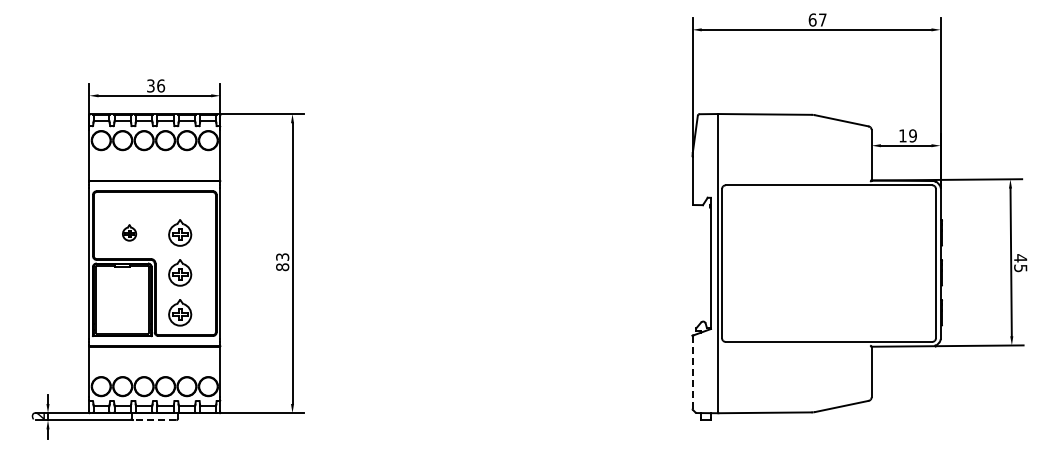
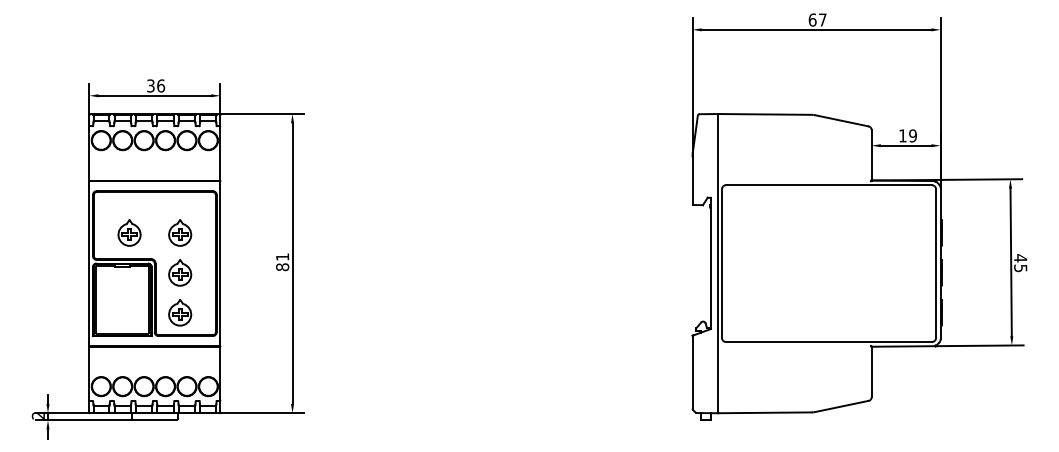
part size: 16x18 px -> 25x28 px (129, 232)
text: 83 -> 81 (282, 256)
line: dashed -> solid (692, 372)
line: dashed -> solid (154, 420)
